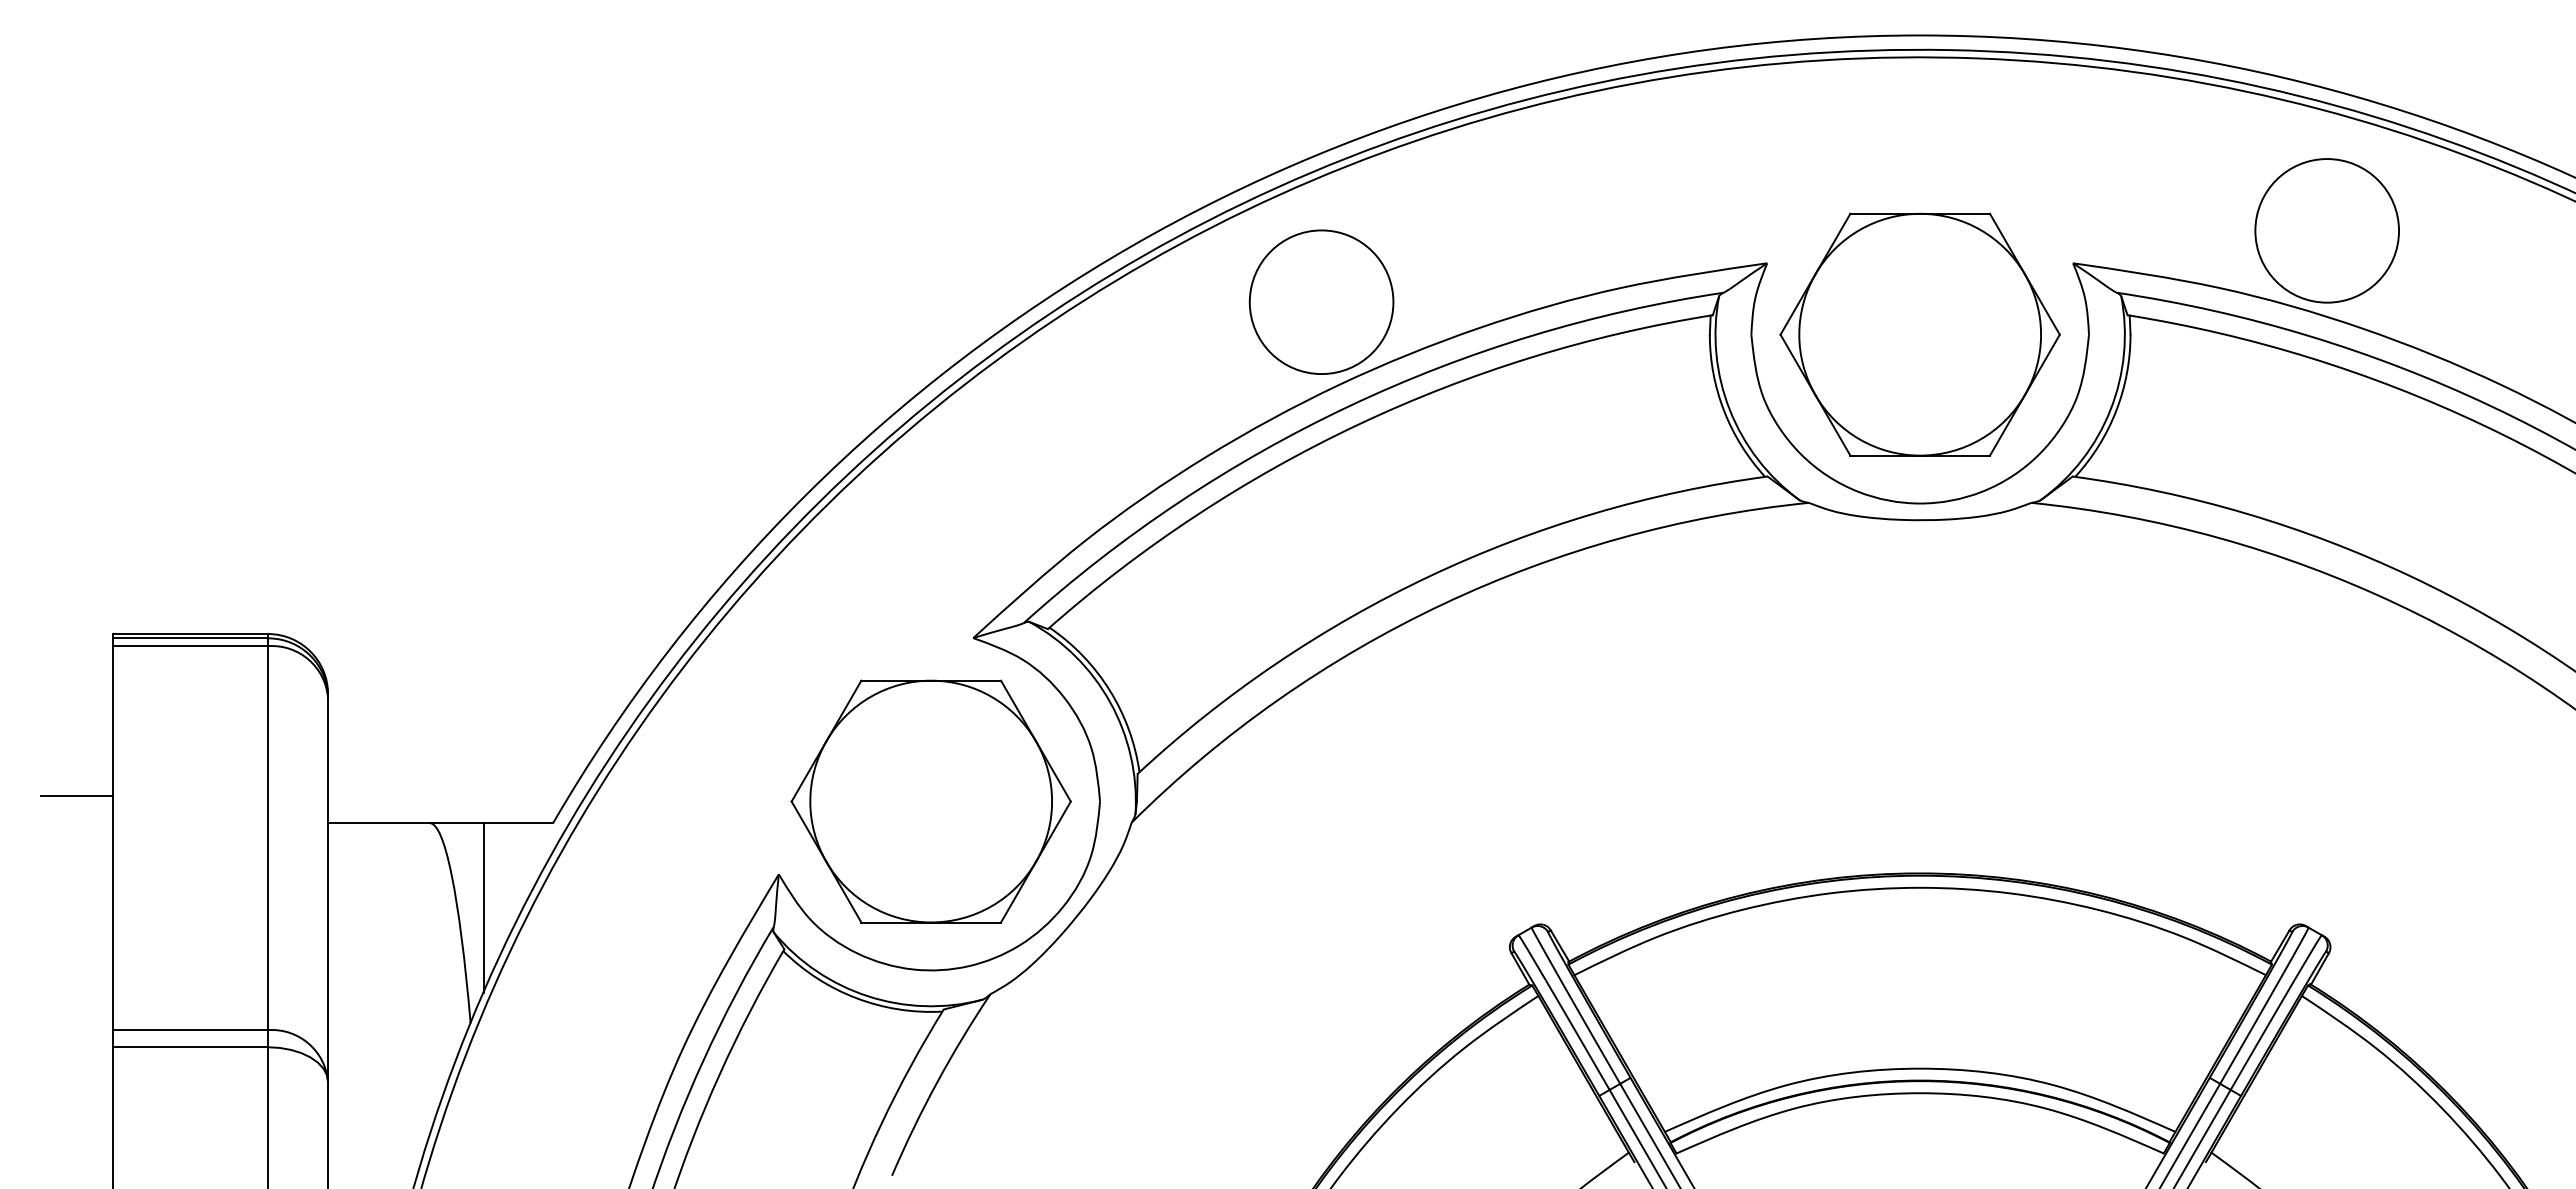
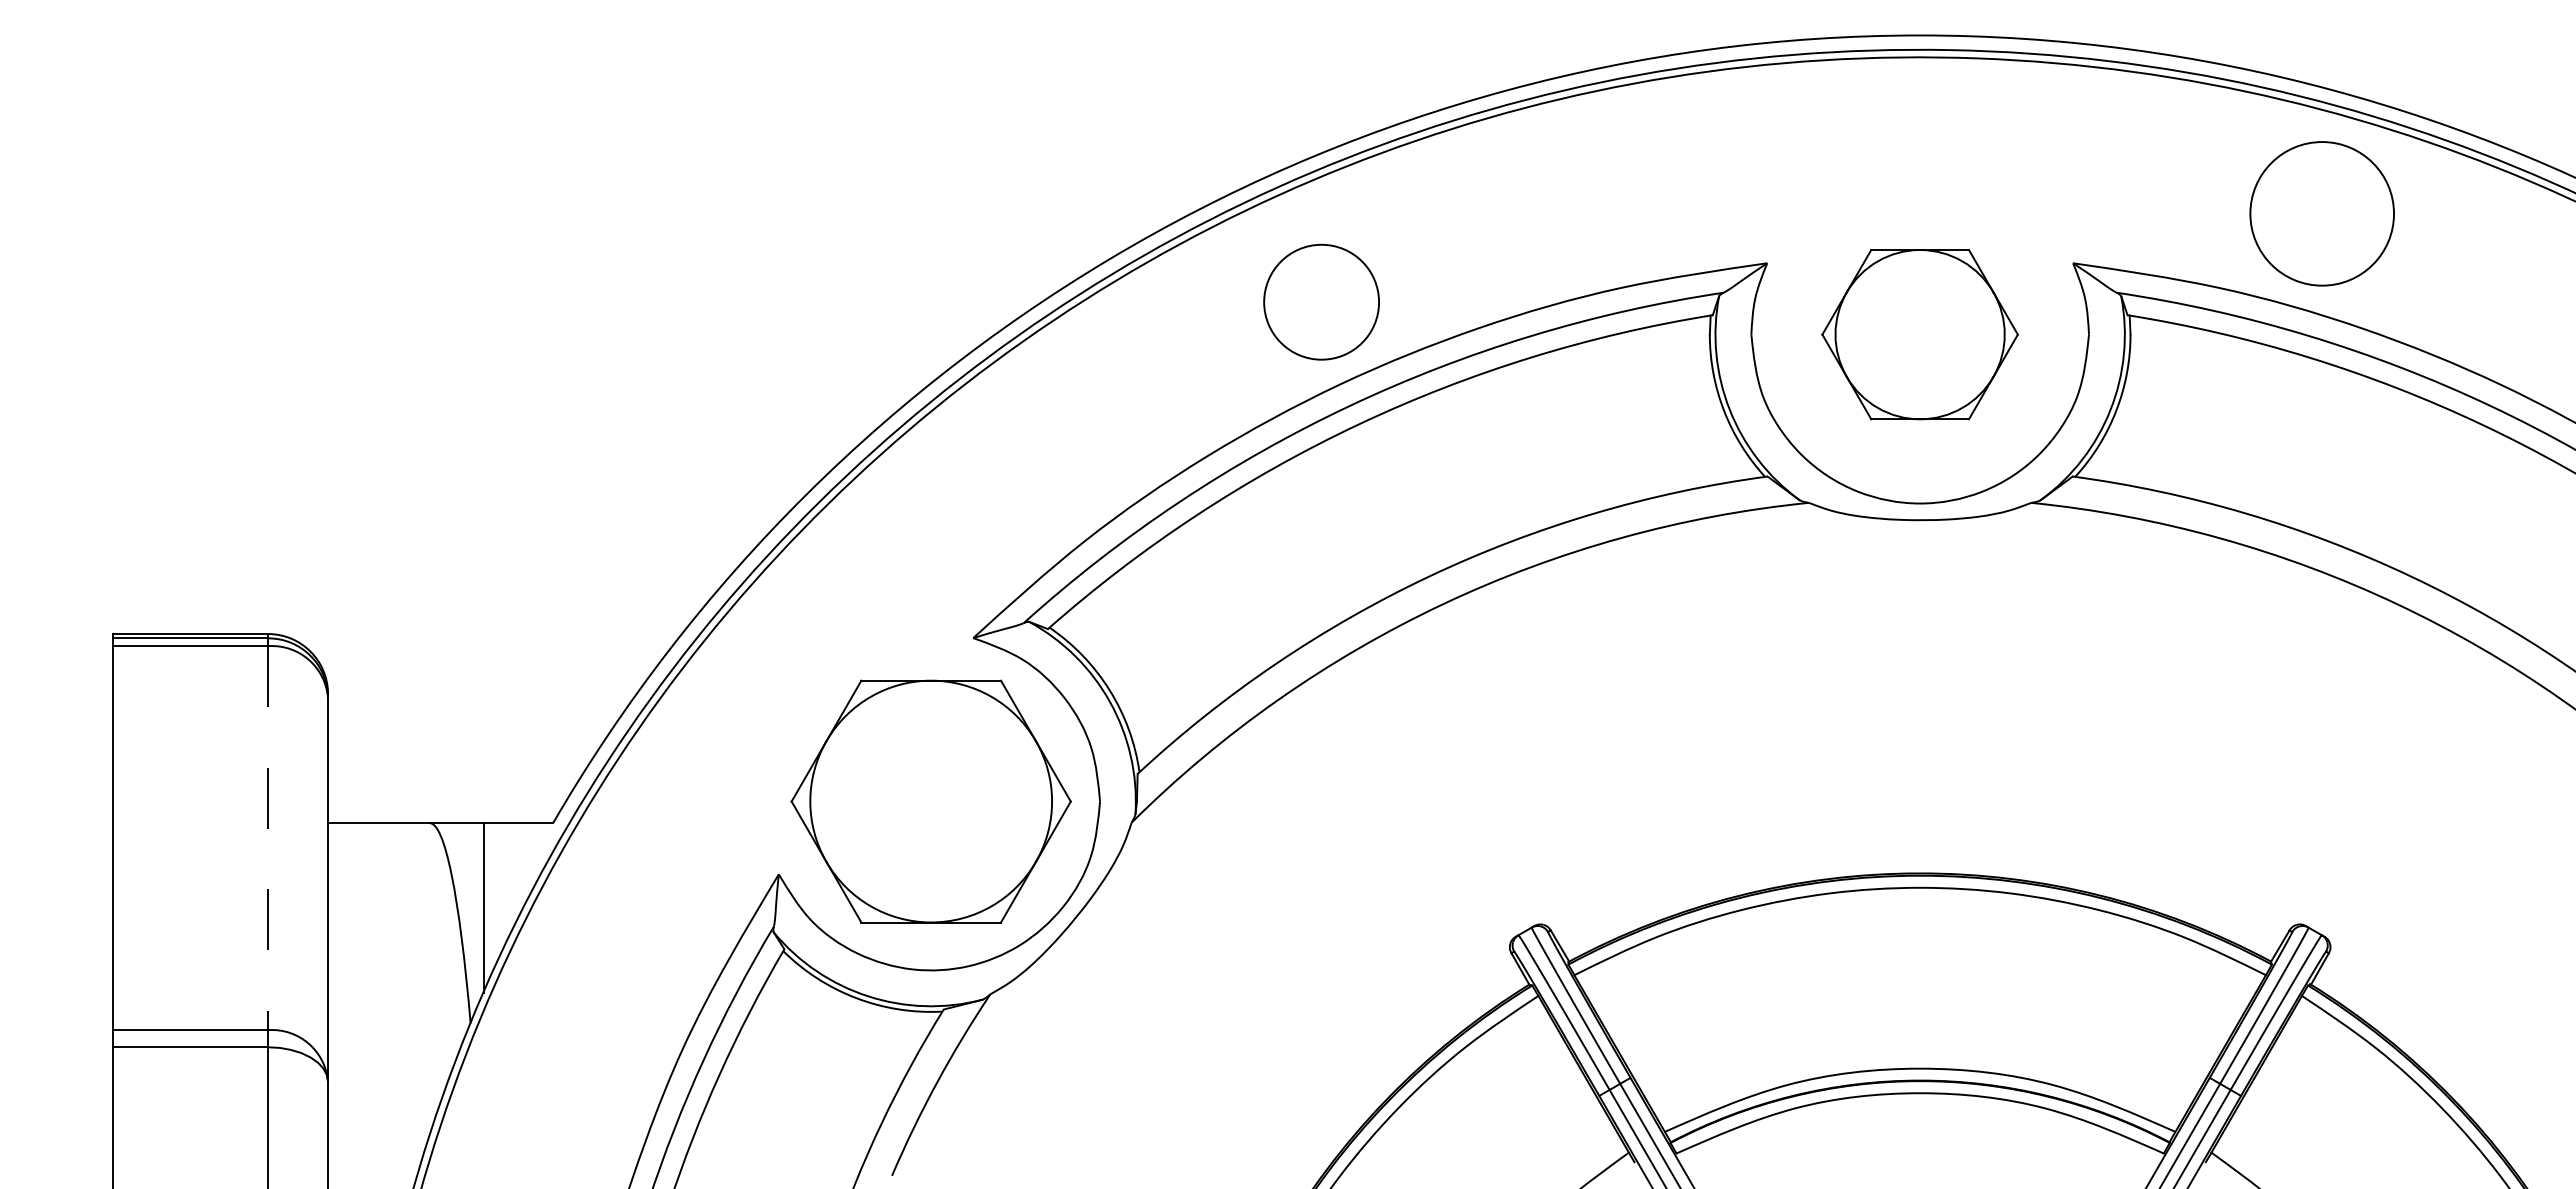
circle position: (2326, 230) -> (2321, 213) (2321, 213)
circle diameter: 144 px -> 115 px (1321, 301)
part size: 282x245 px -> 198x172 px (1919, 334)
line: present -> none (76, 795)
line: solid -> dashed (268, 838)
